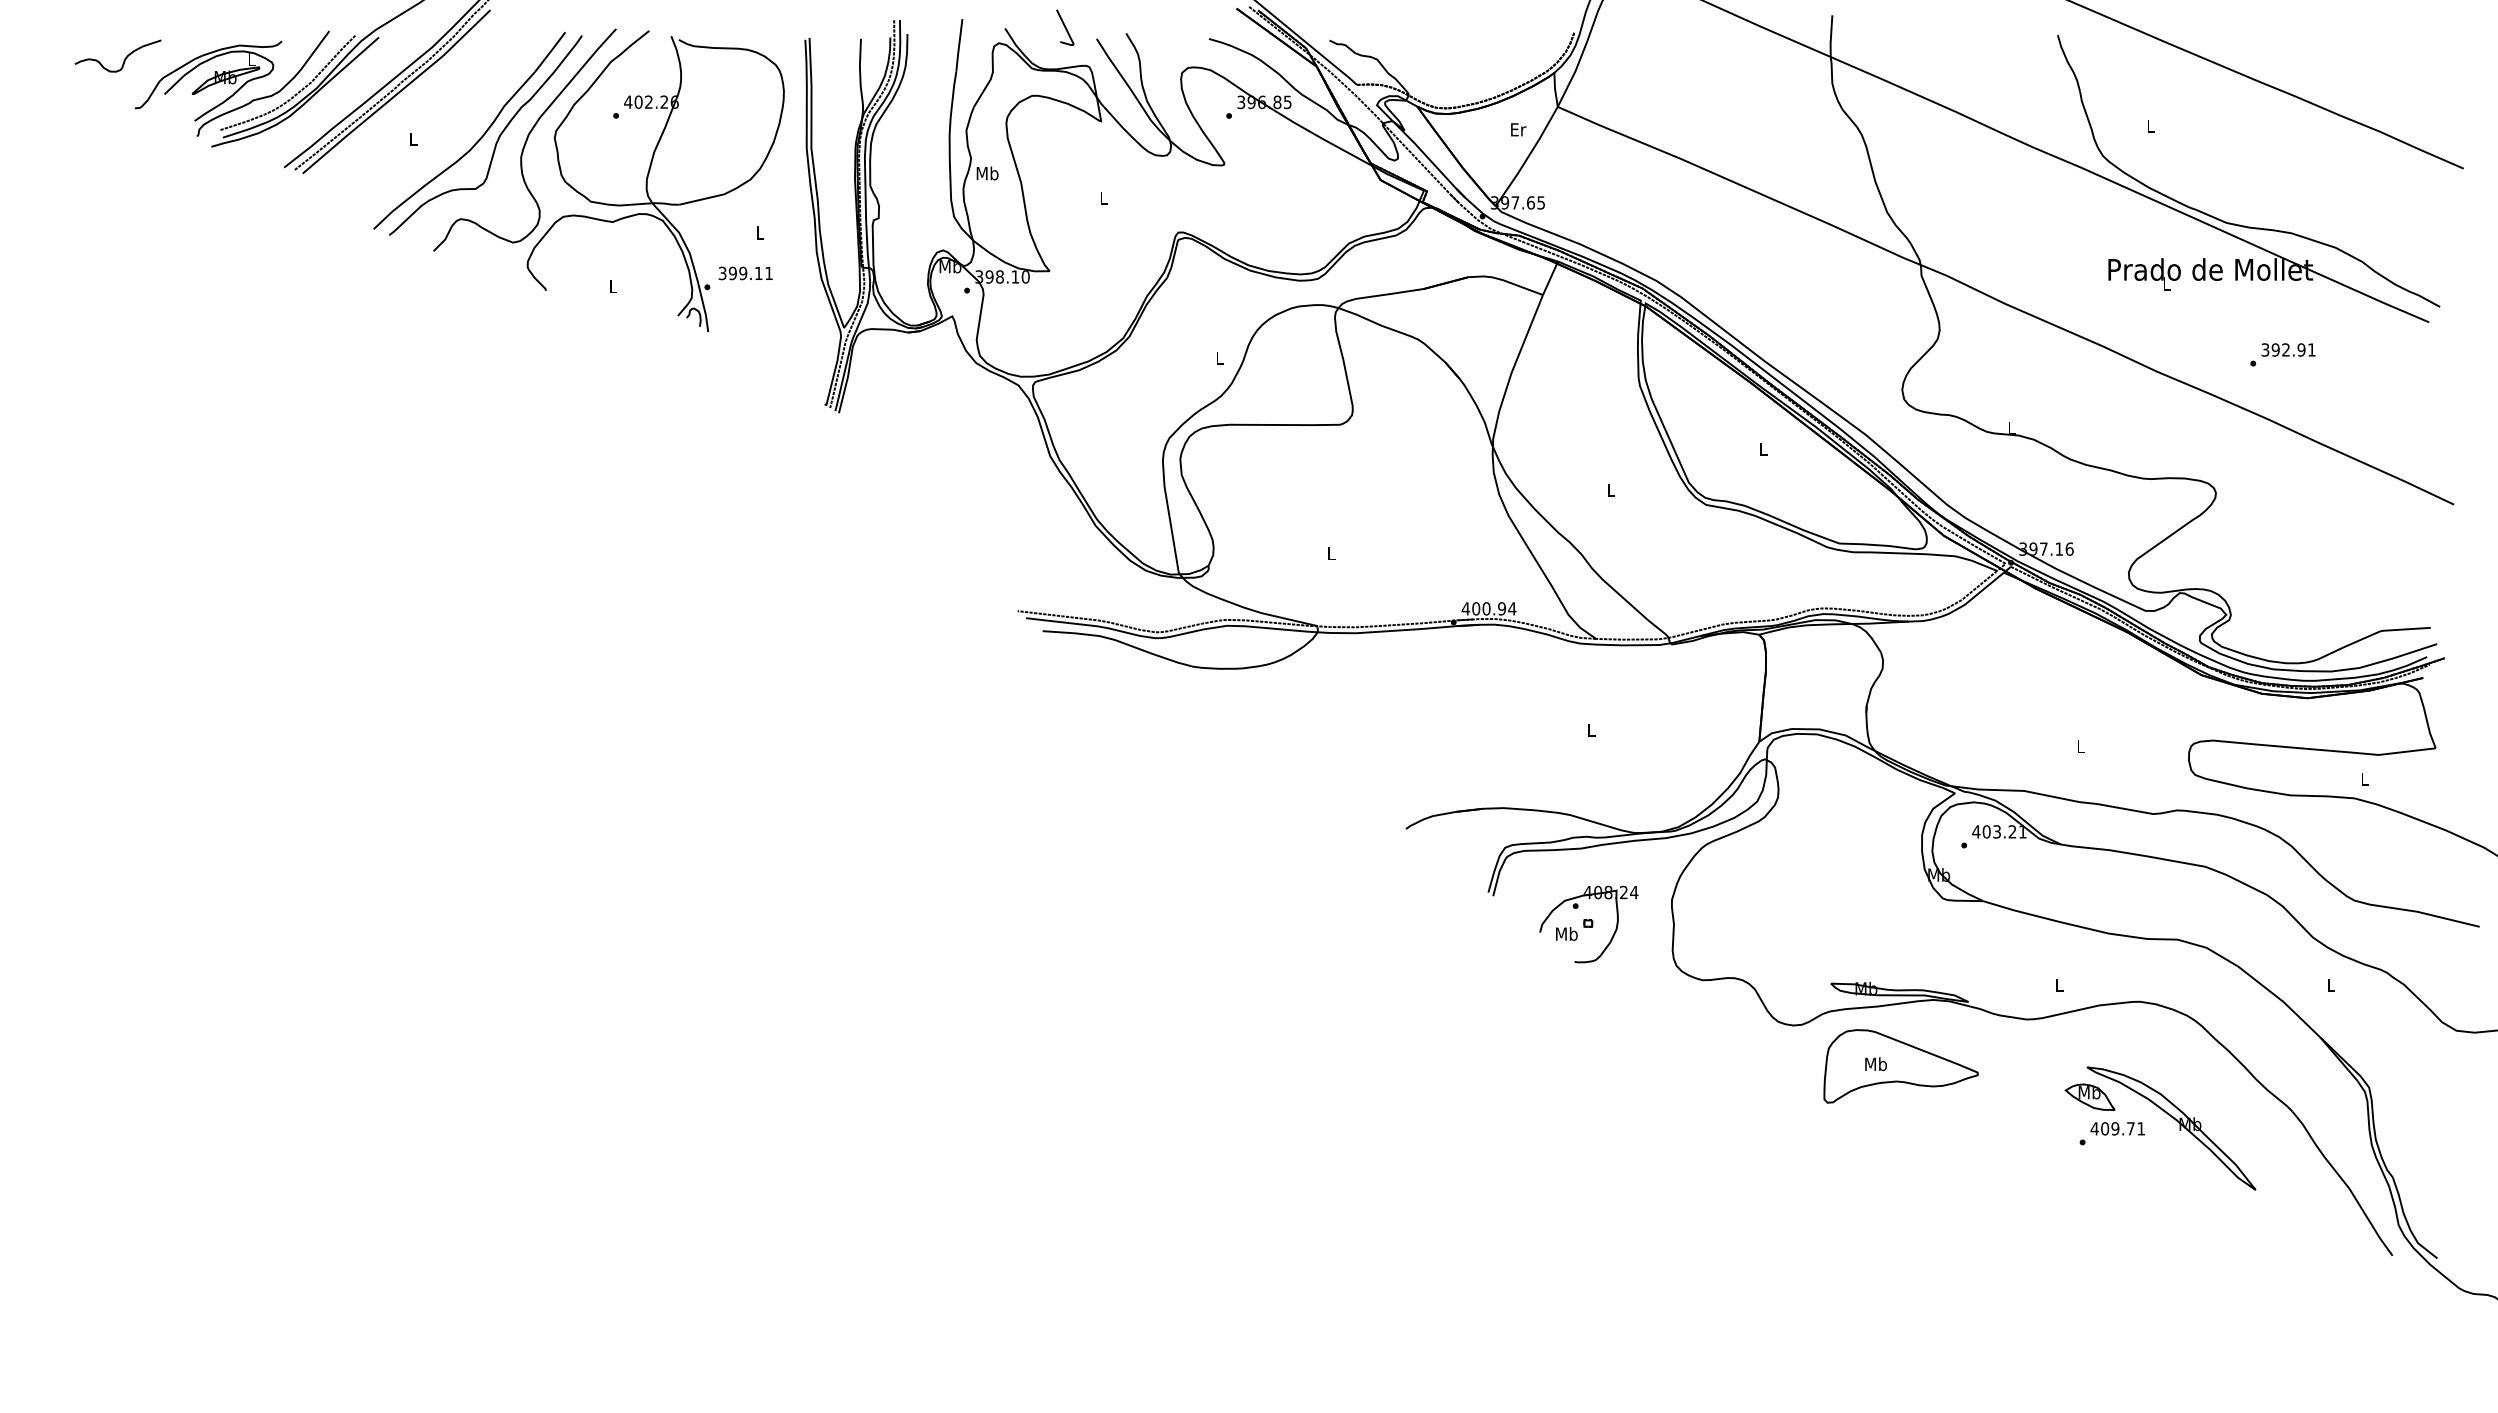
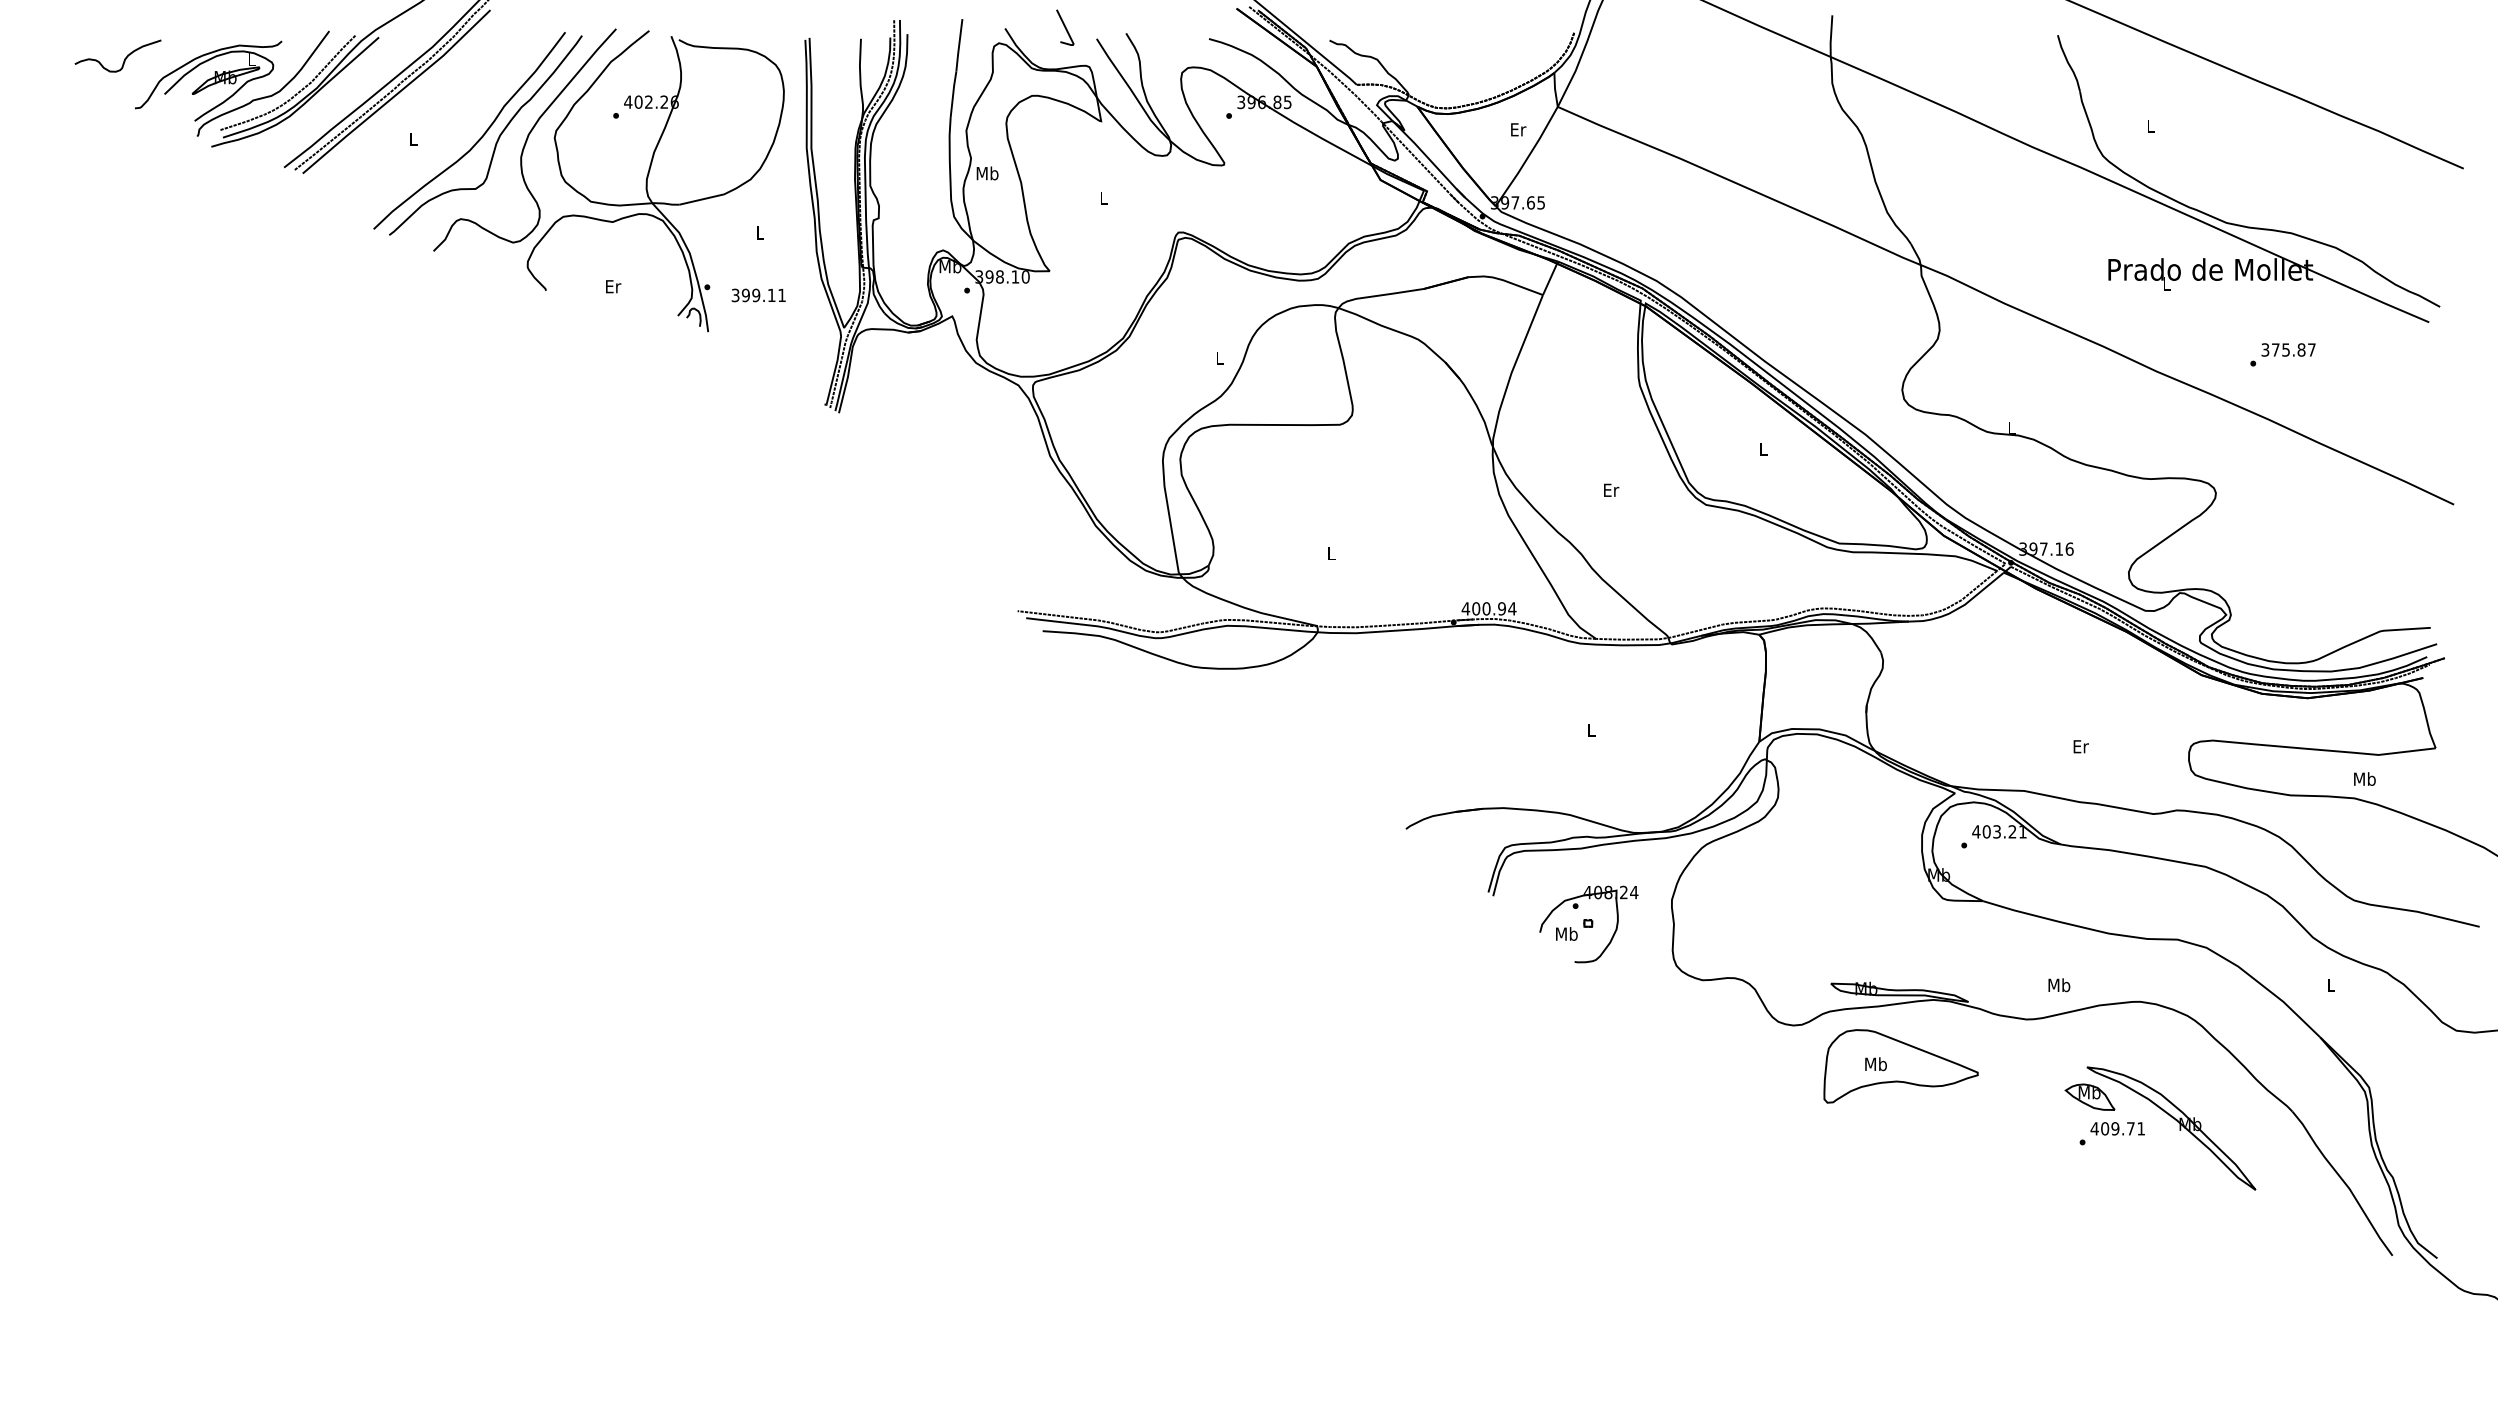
text position: (745, 273) -> (758, 295) (758, 295)
text: L -> Er (613, 286)
text: 392.91 -> 375.87 (2293, 349)
text: L -> Er (1611, 489)
text: L -> Er (2080, 746)
text: L -> Mb (2364, 778)
text: L -> Mb (2059, 985)
